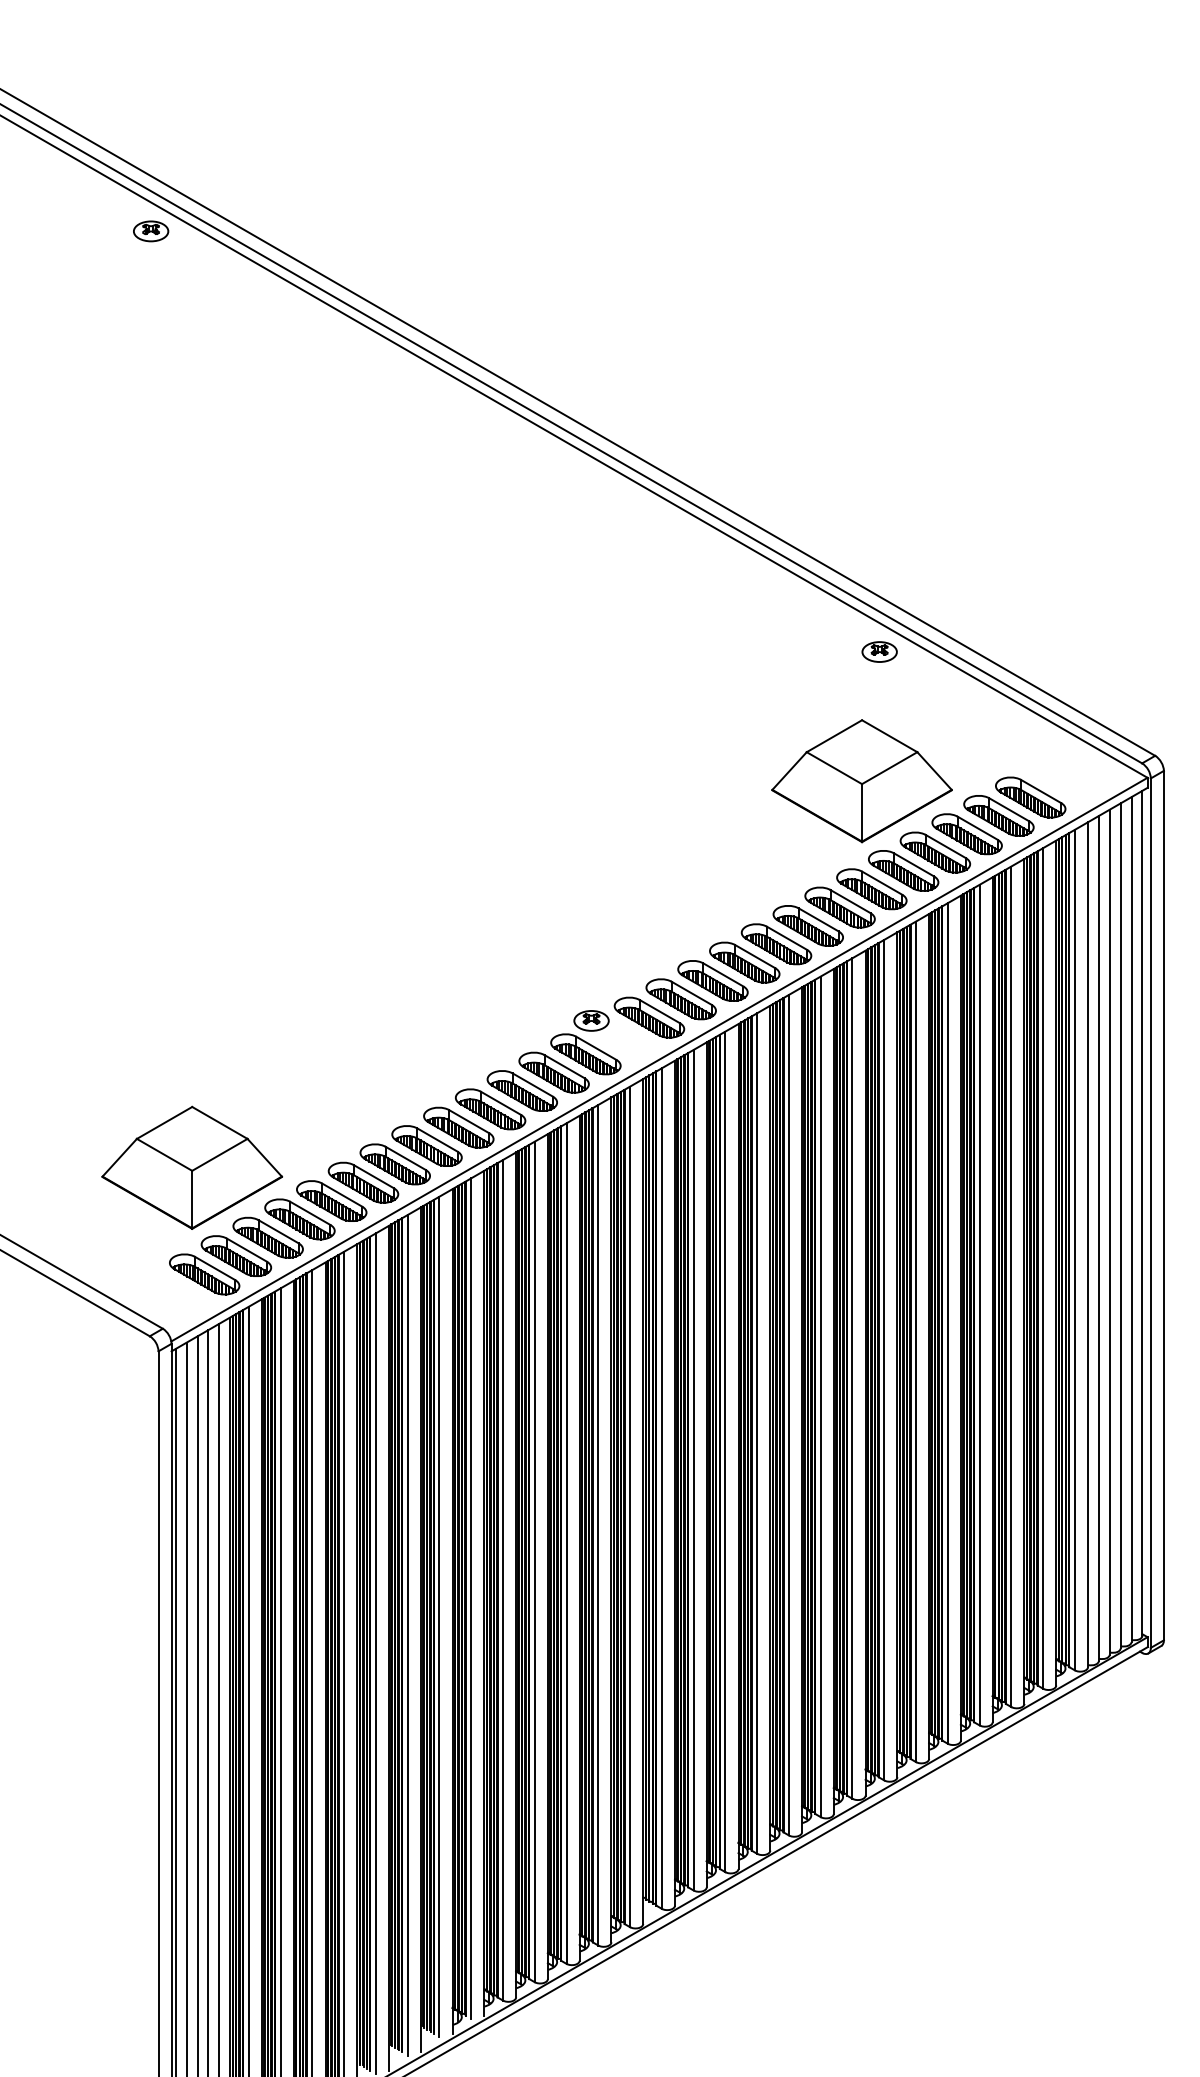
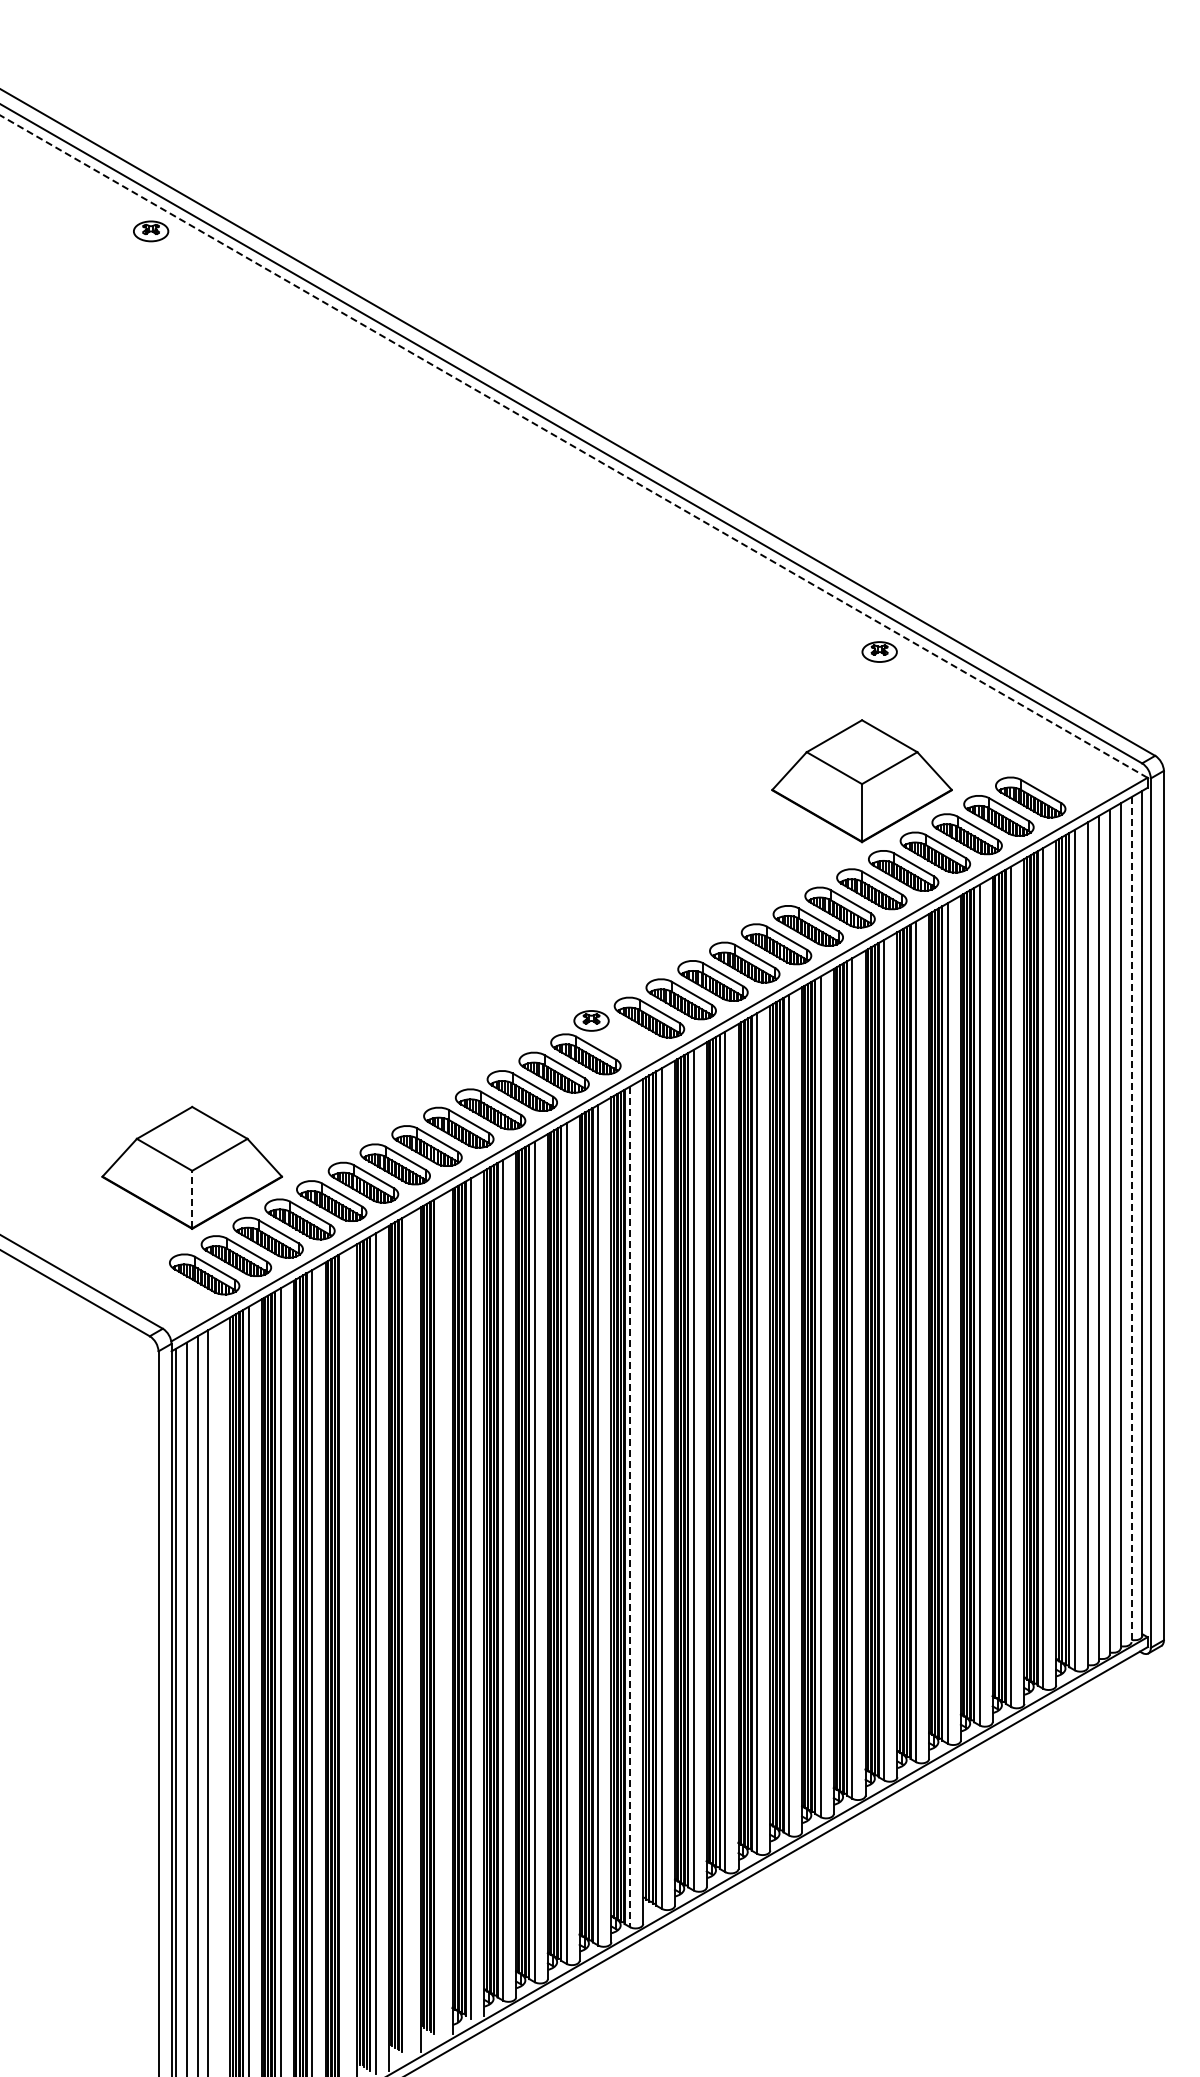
line: solid -> dashed (573, 446)
line: solid -> dashed (192, 1199)
line: solid -> dashed (1131, 1220)
line: solid -> dashed (630, 1507)
line: present -> none (439, 1616)
line: present -> none (407, 1635)
line: present -> none (344, 1662)
line: present -> none (219, 1698)
